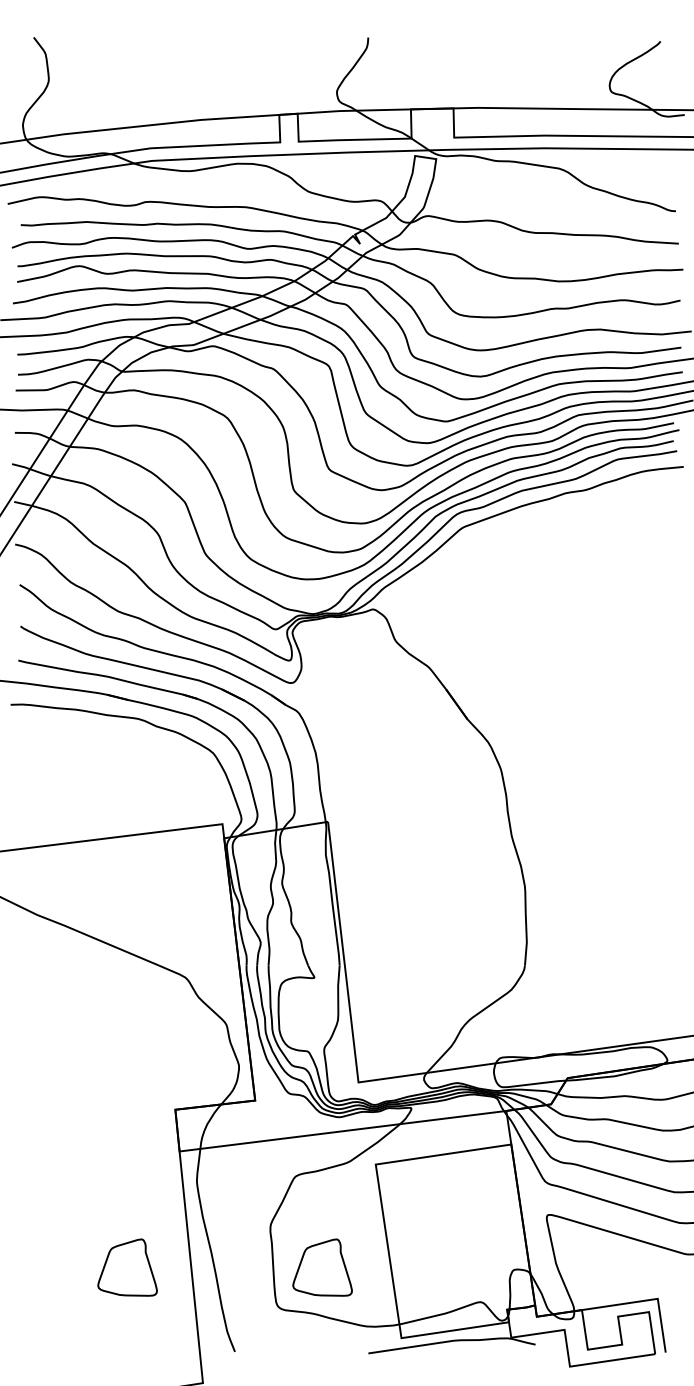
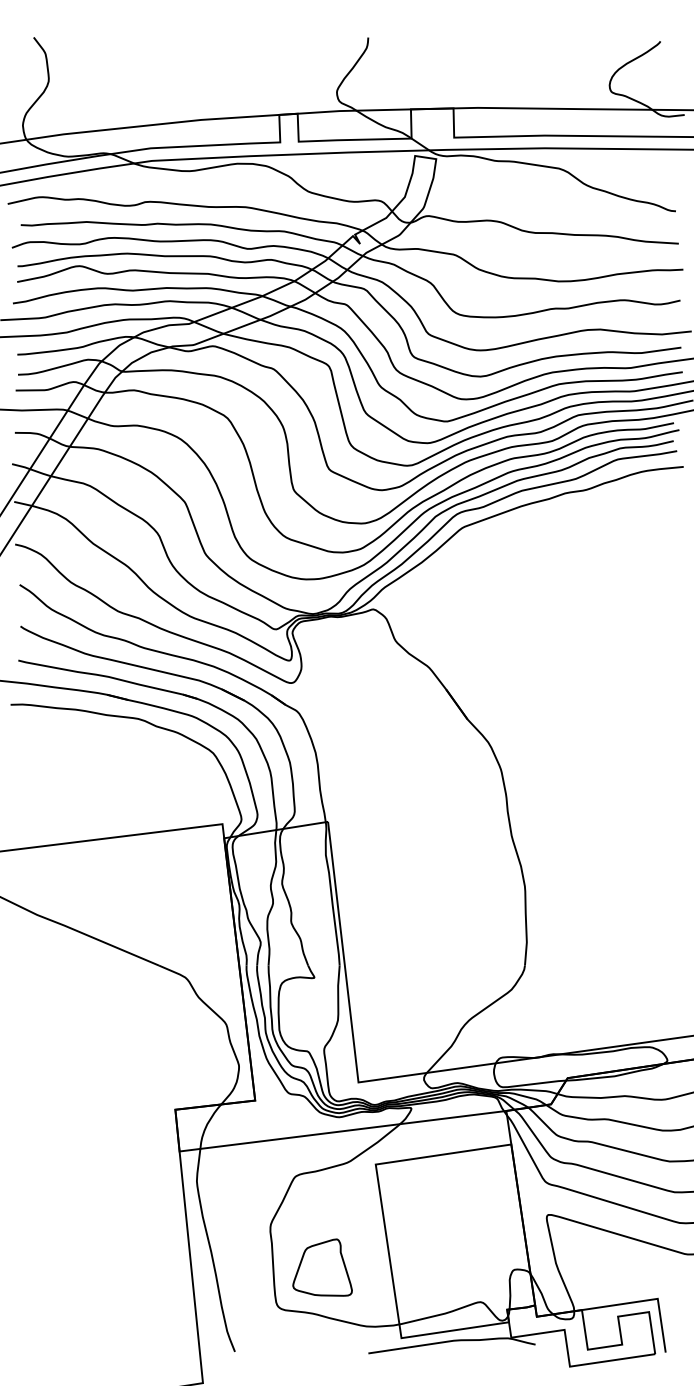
part: present -> none (127, 1267)
